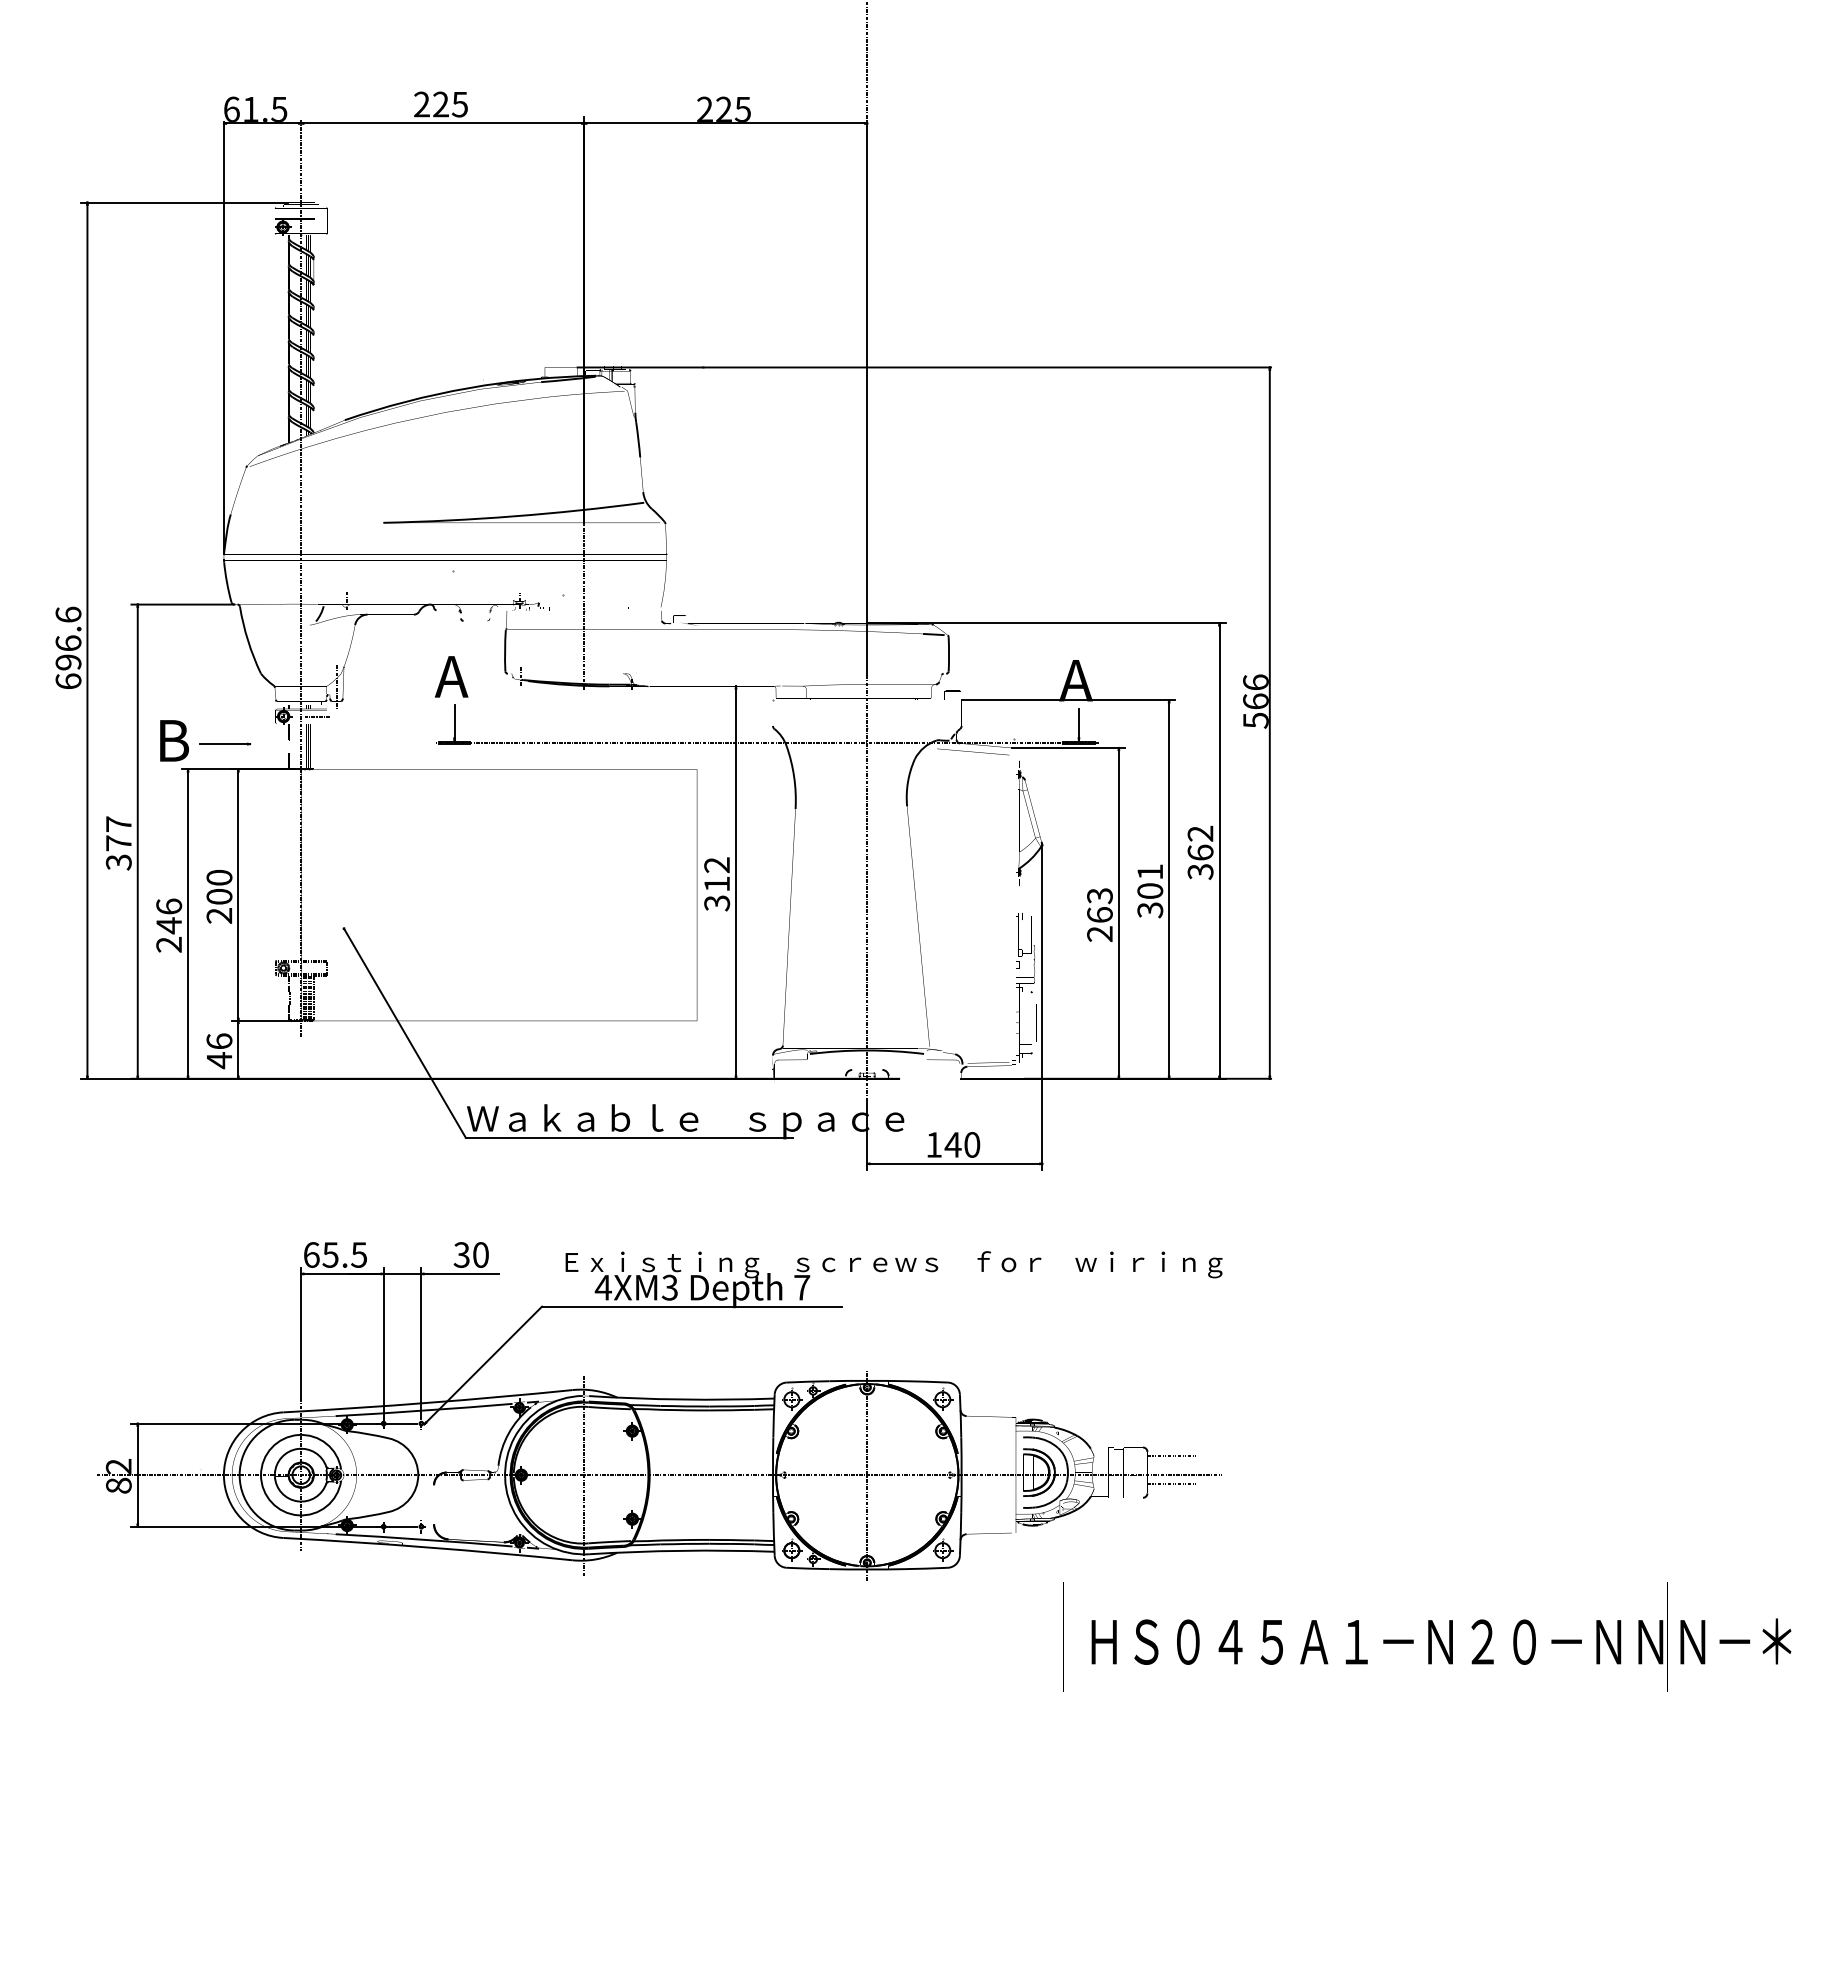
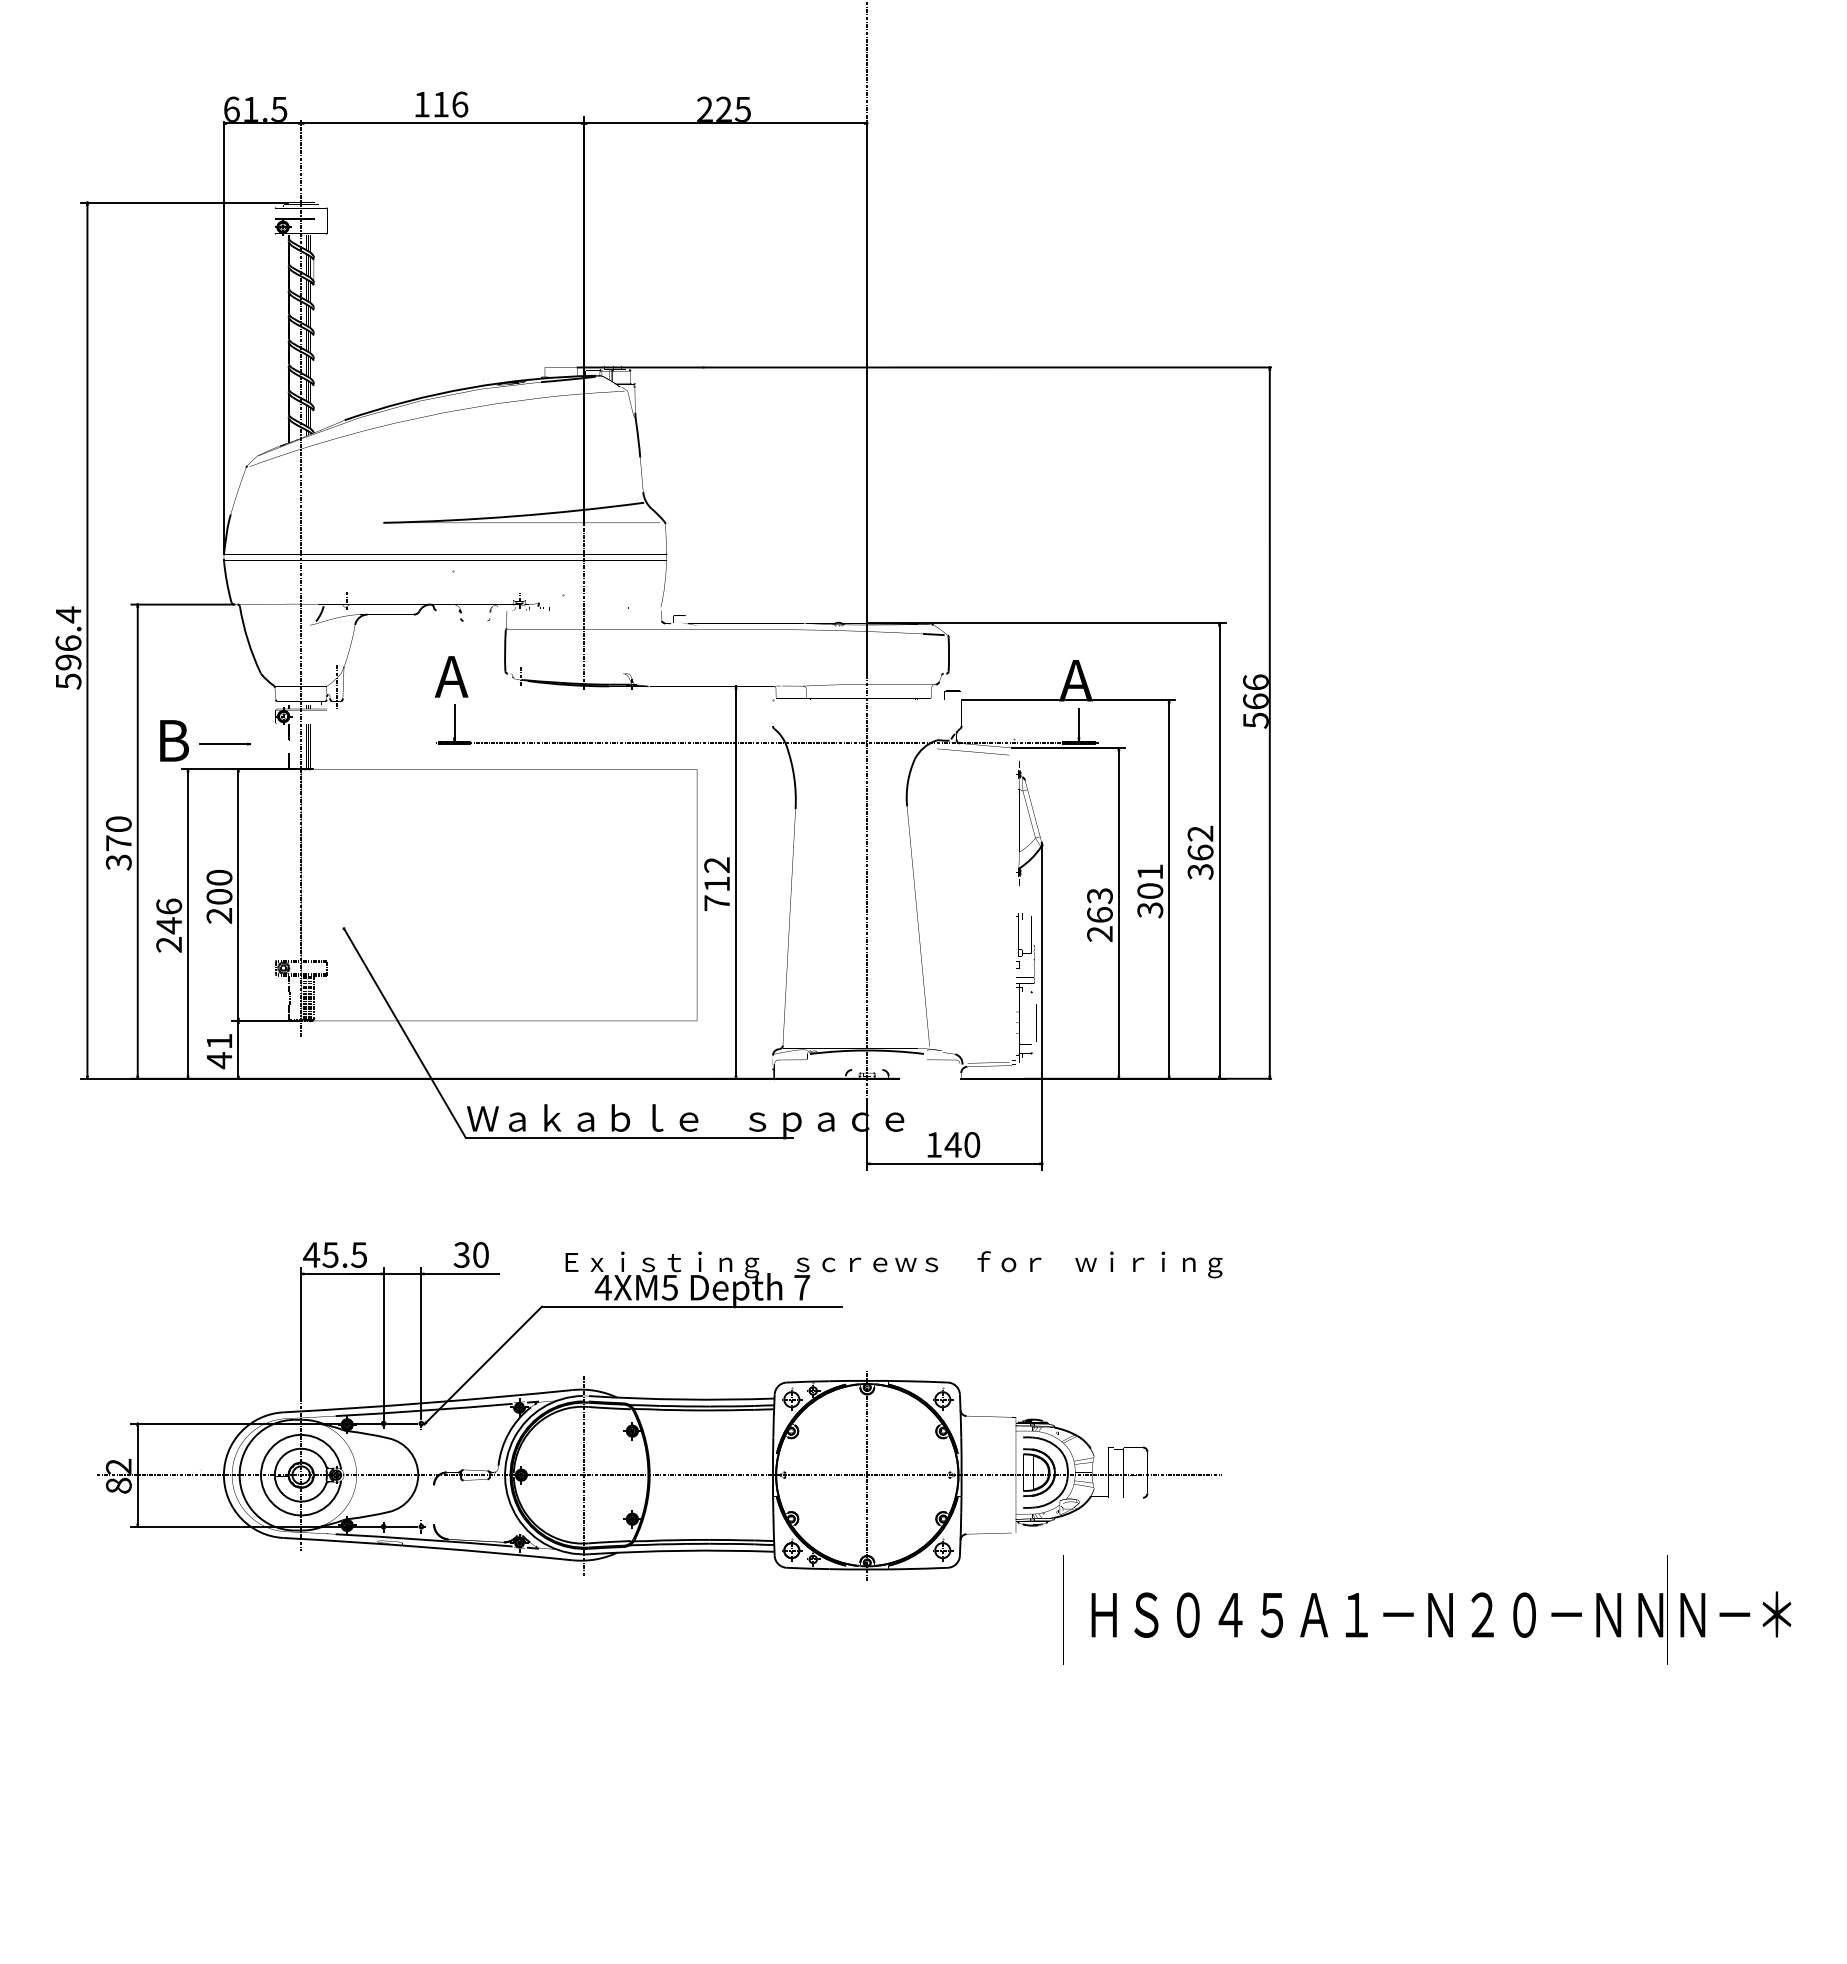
text: 225 -> 116 (441, 104)
text: 696.6 -> 596.4 (68, 647)
line: present -> none (317, 716)
text: 377 -> 370 (118, 824)
text: 312 -> 712 (717, 903)
text: 46 -> 41 (219, 1040)
text: 65.5 -> 45.5 (311, 1254)
text: 4XM3 -> 4XM5 (669, 1287)
line: present -> none (1171, 1456)
line: present -> none (1171, 1483)
text position: (1427, 1636) -> (1427, 1609) (1427, 1609)
